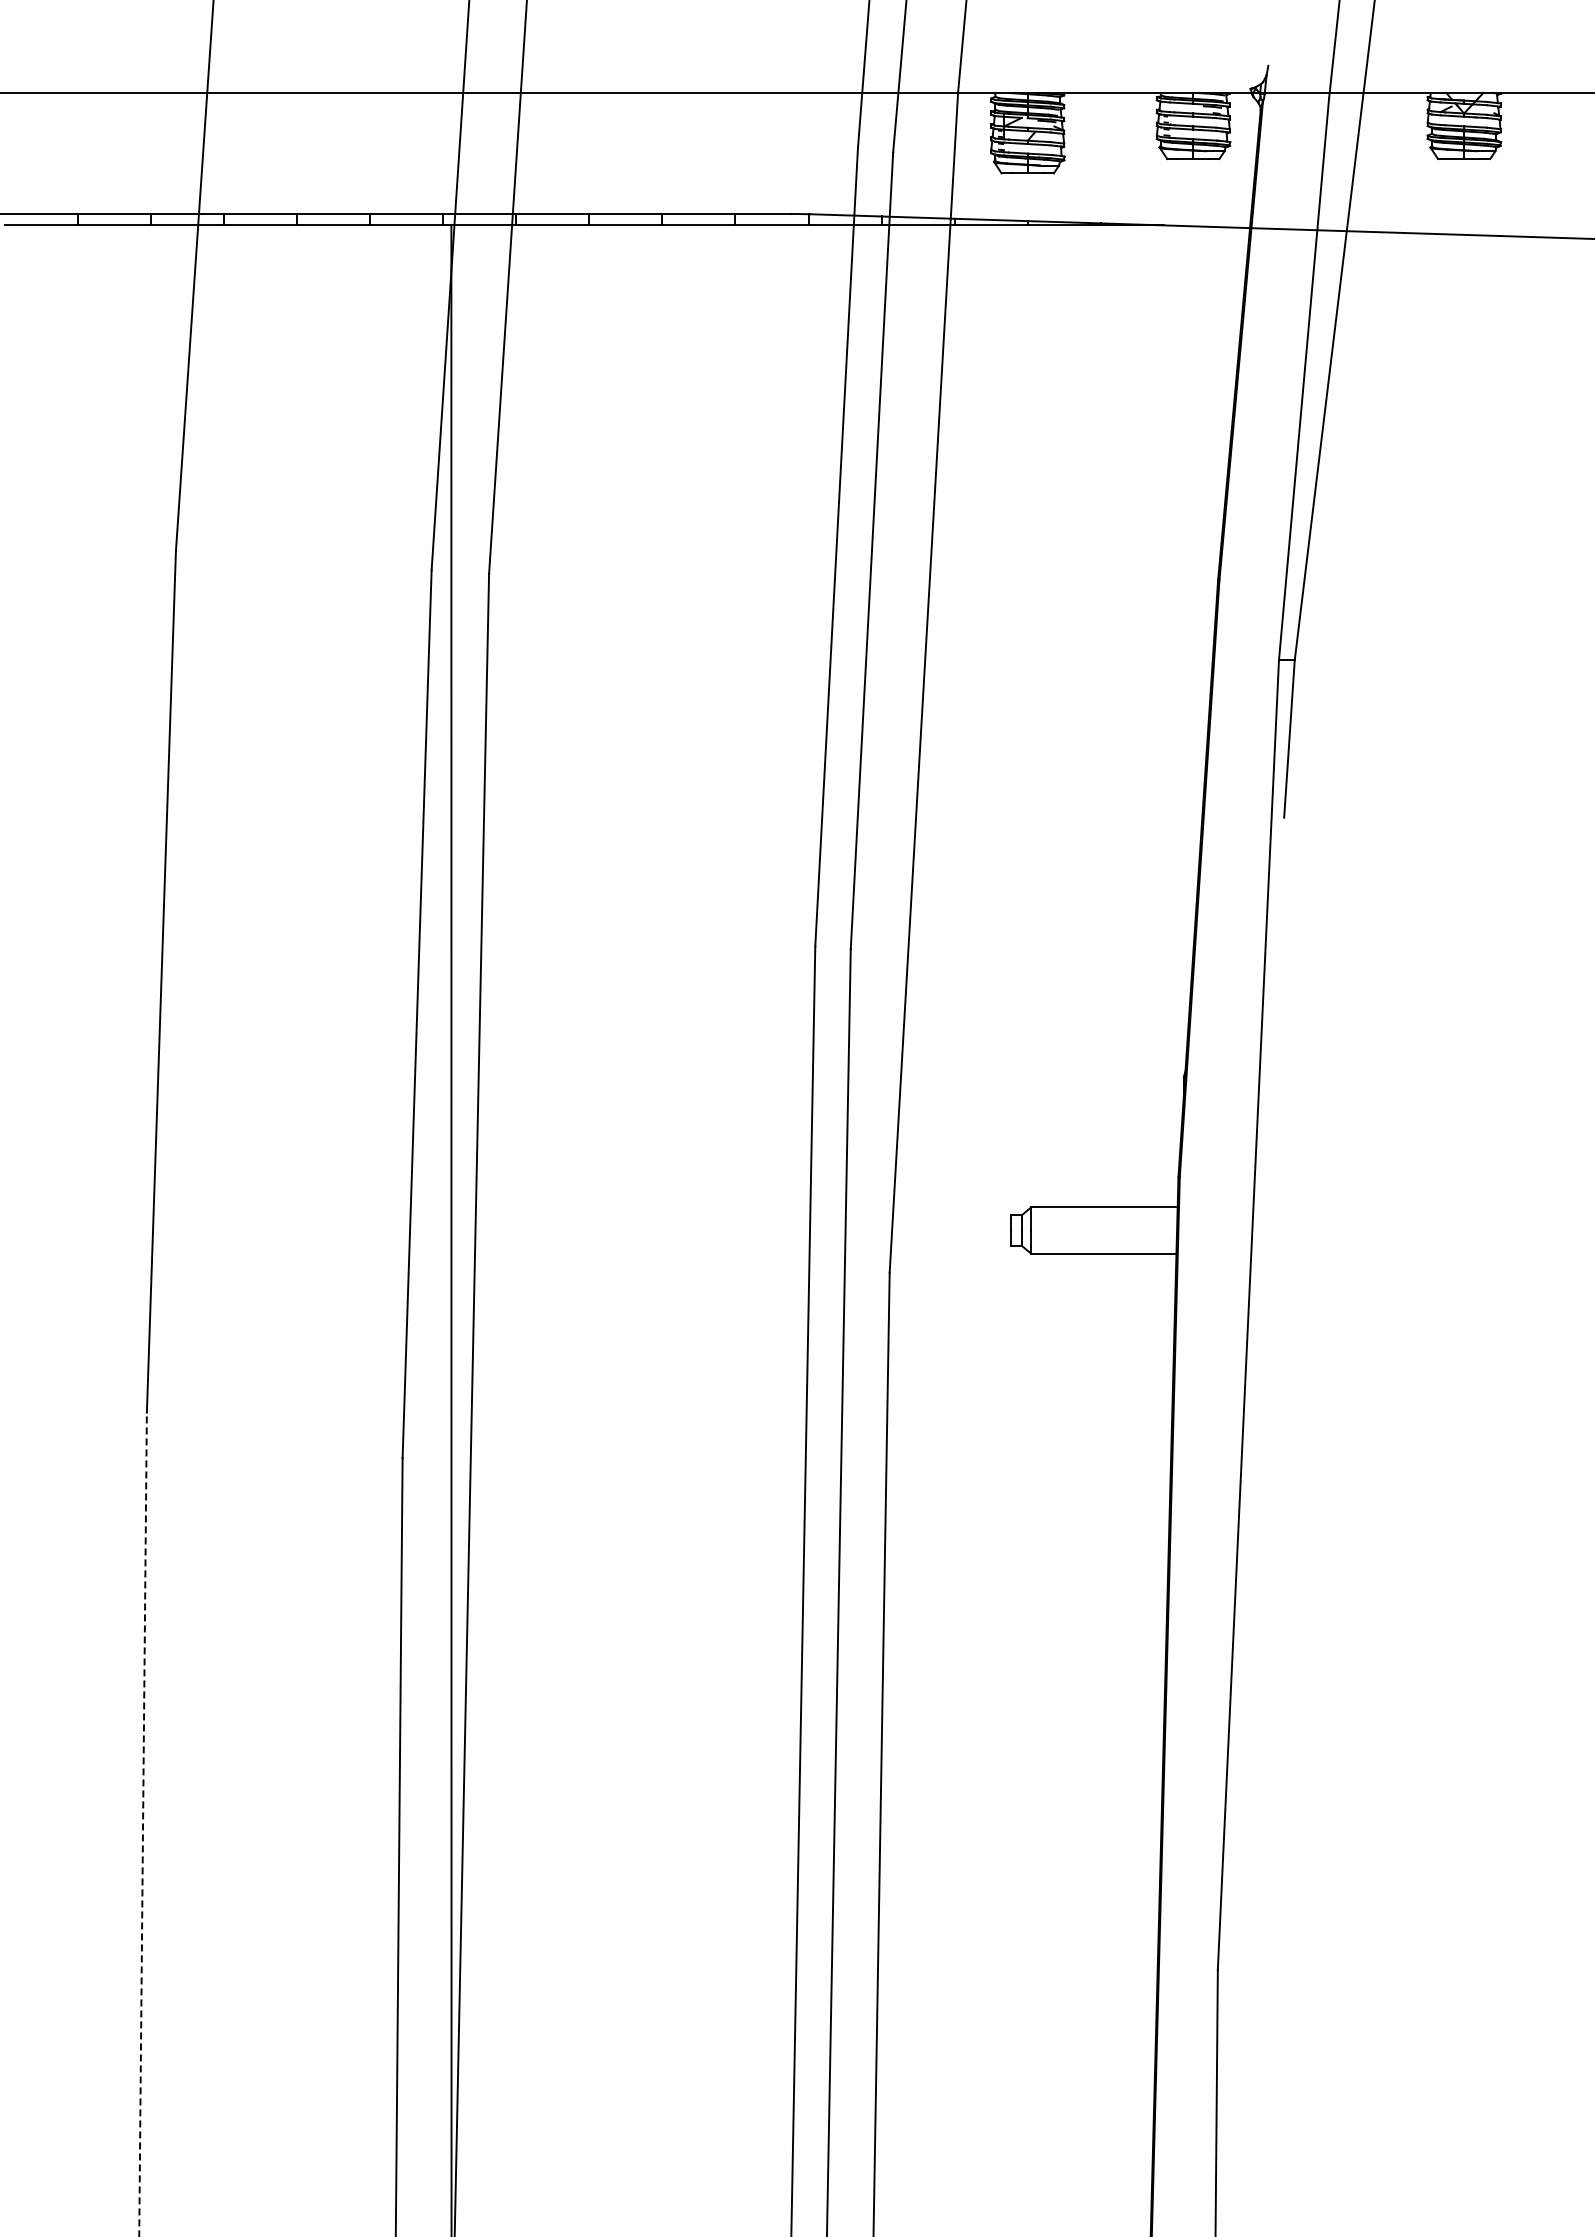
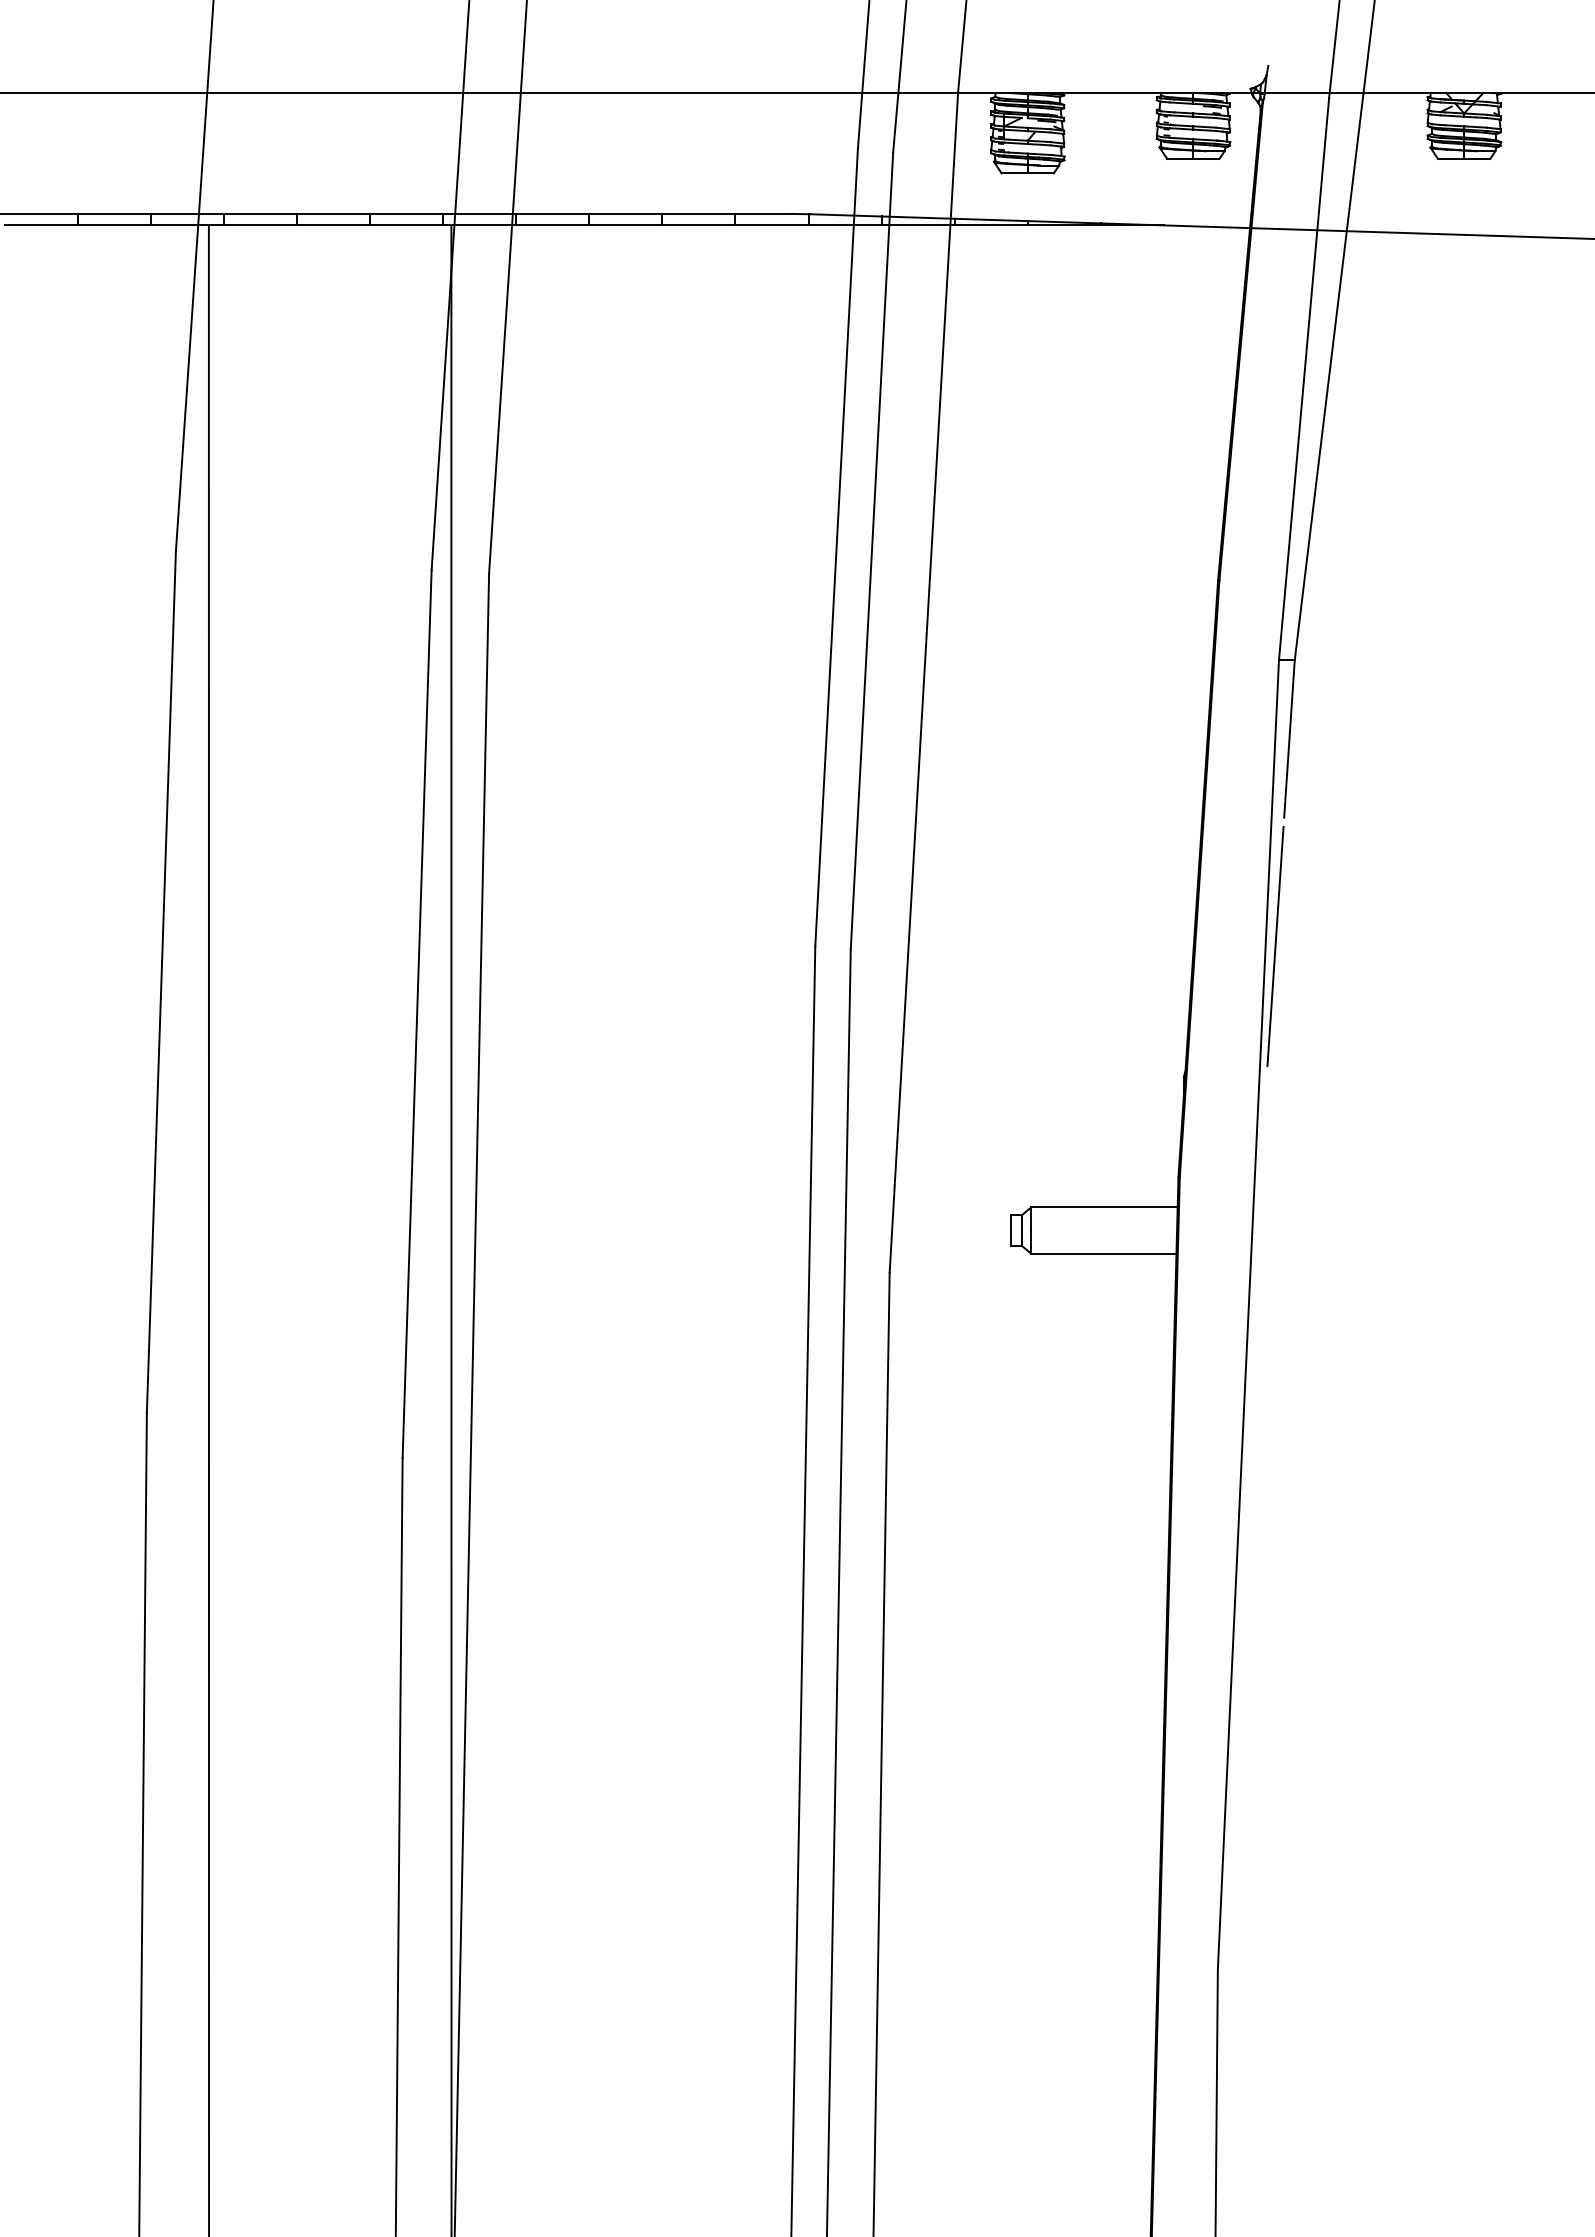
line: none -> present (1275, 946)
line: none -> present (208, 1229)
line: dashed -> solid (143, 1824)
